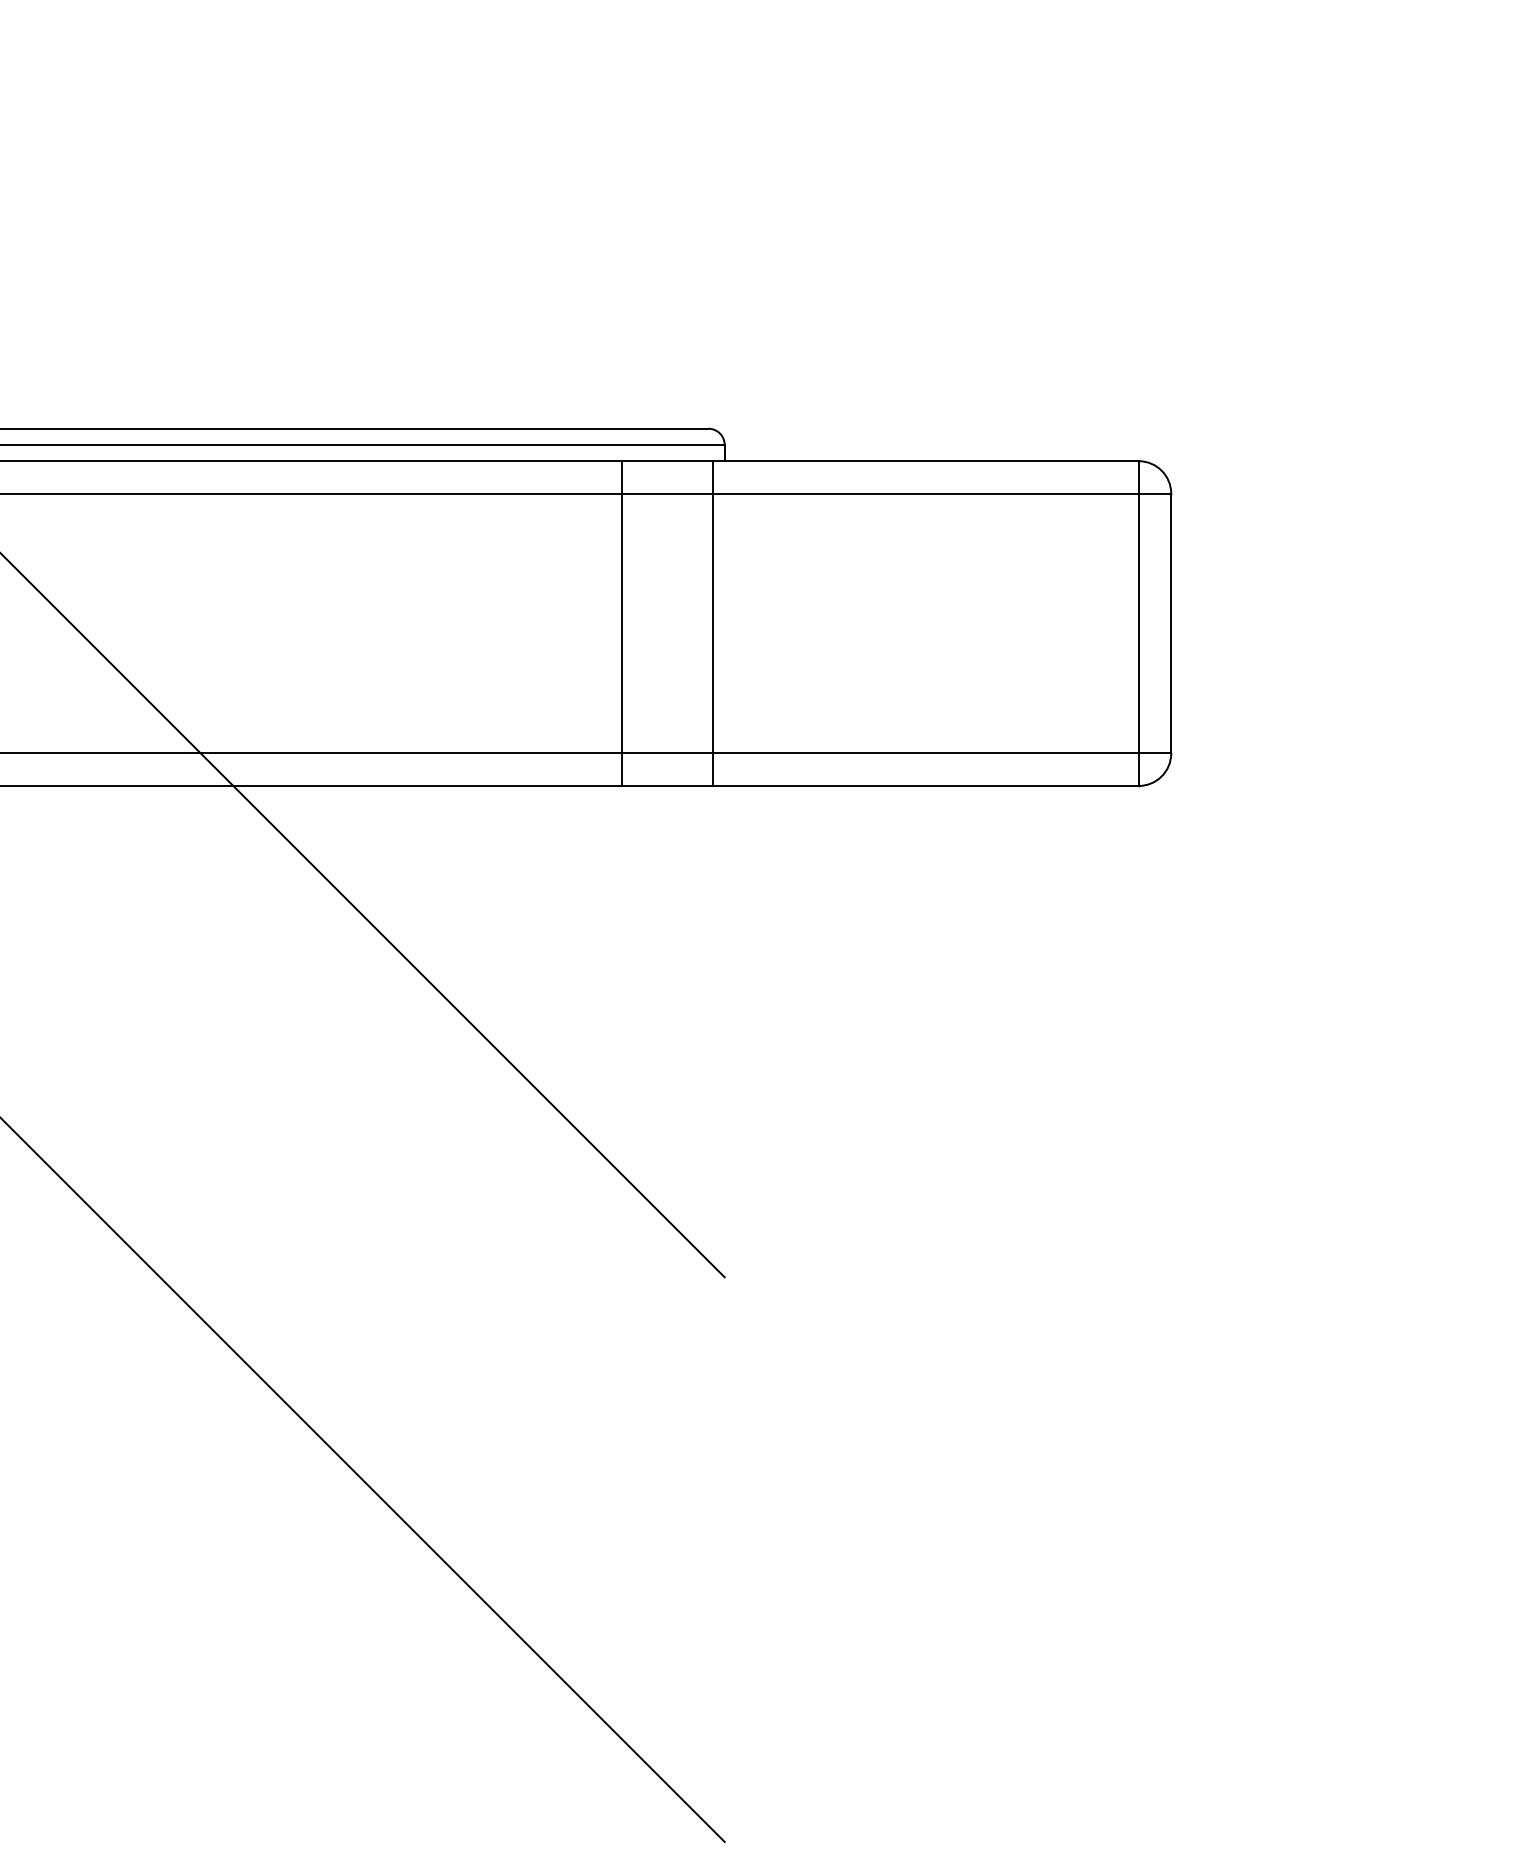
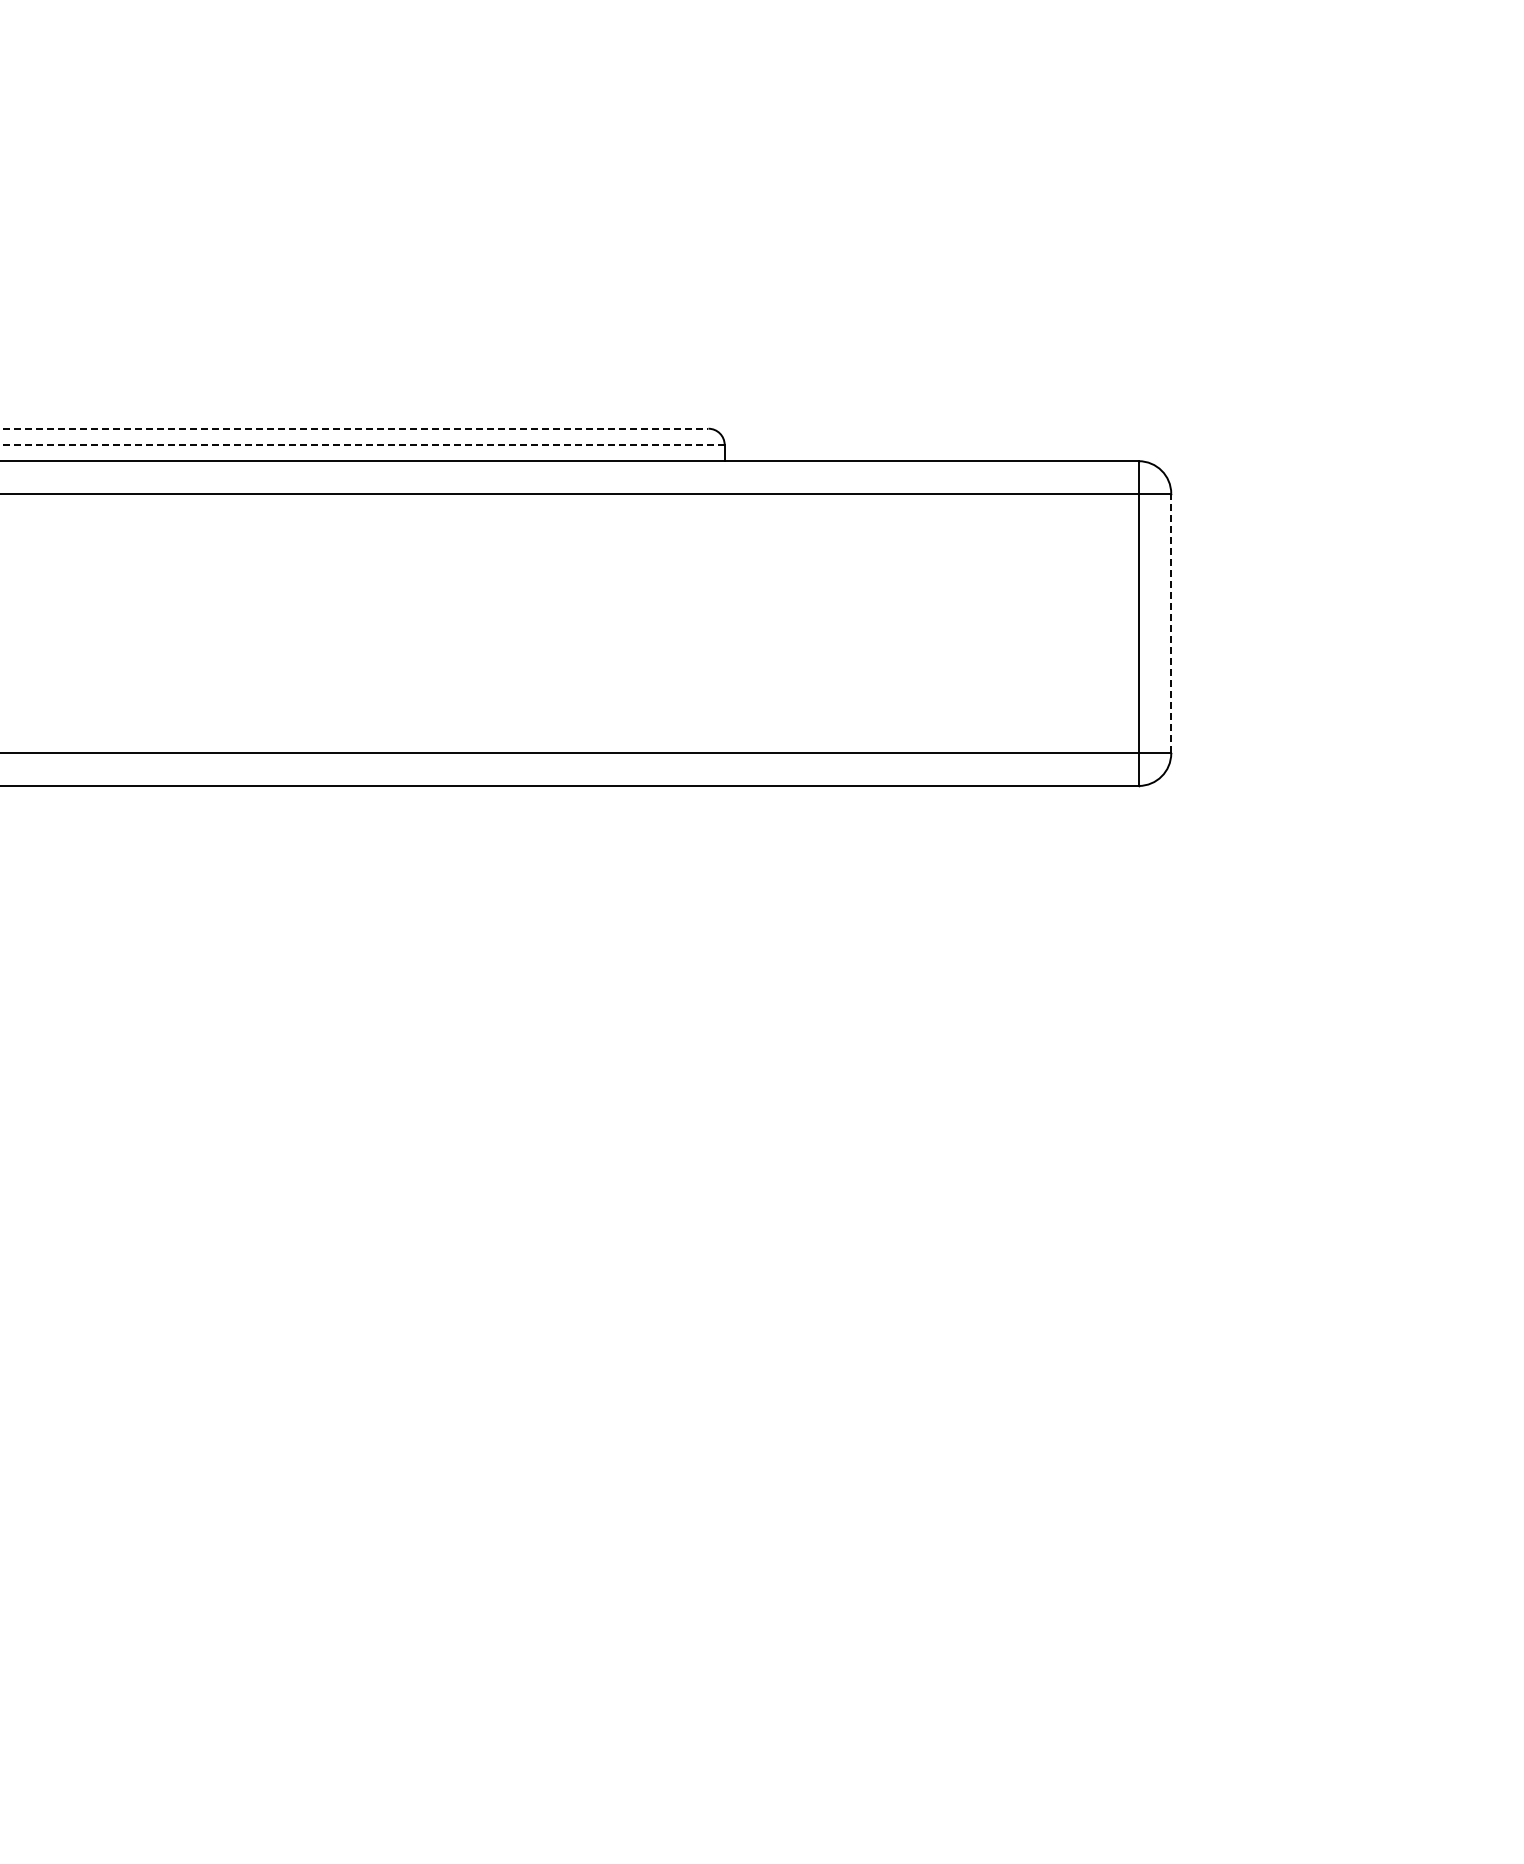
line: solid -> dashed (354, 428)
line: solid -> dashed (362, 444)
line: present -> none (622, 623)
line: present -> none (713, 623)
line: solid -> dashed (1171, 623)
line: present -> none (363, 916)
line: present -> none (363, 1480)
